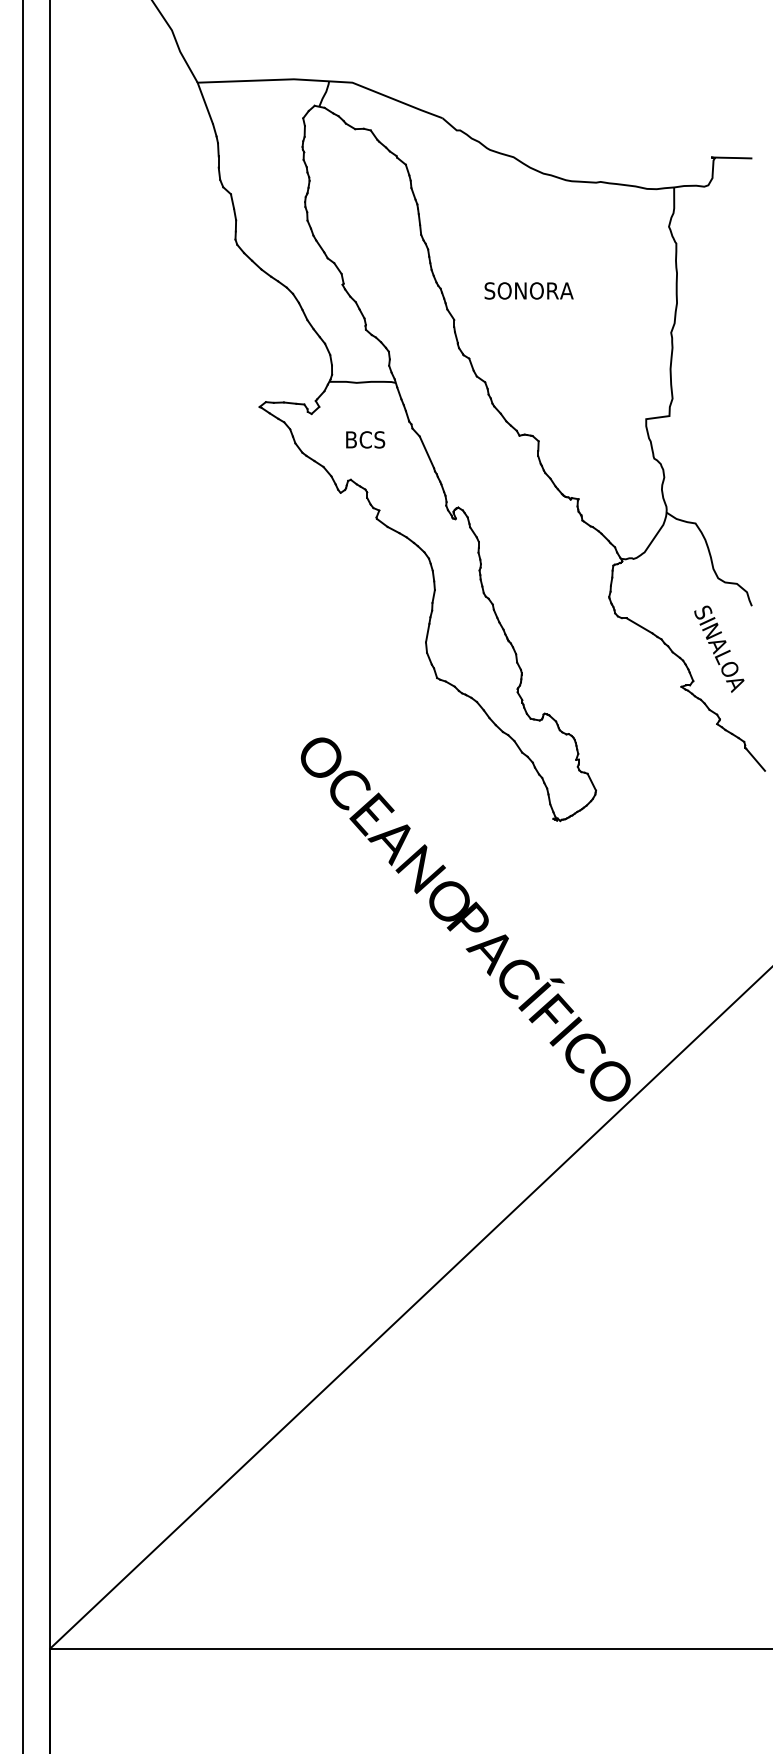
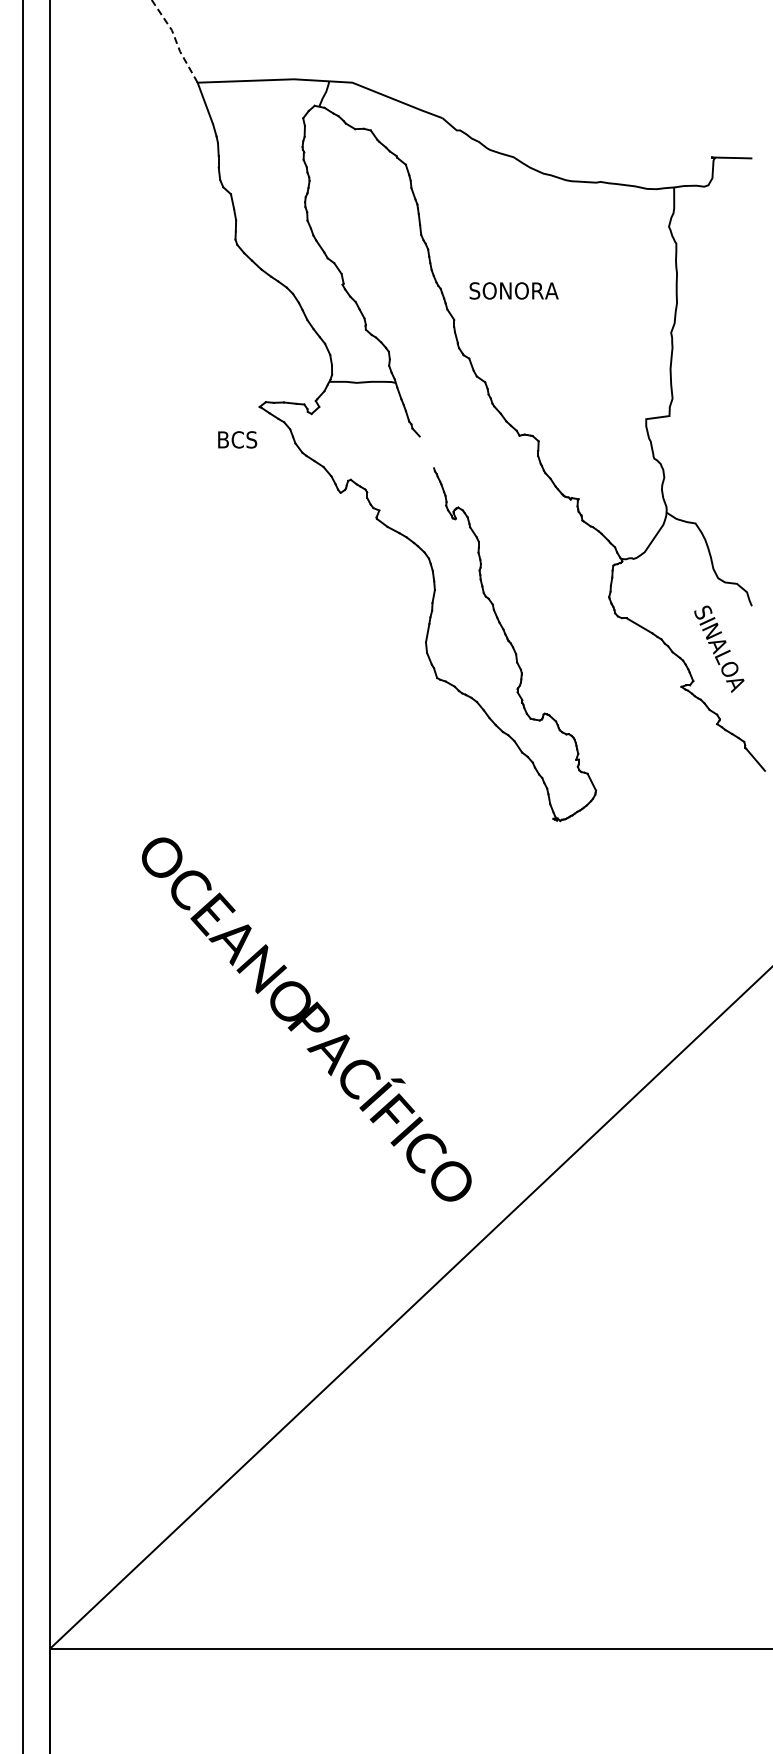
line: solid -> dashed (175, 40)
text position: (528, 290) -> (513, 290) (513, 290)
text position: (365, 439) -> (237, 439) (237, 439)
line: present -> none (426, 452)
text position: (465, 919) -> (306, 1019) (306, 1019)
